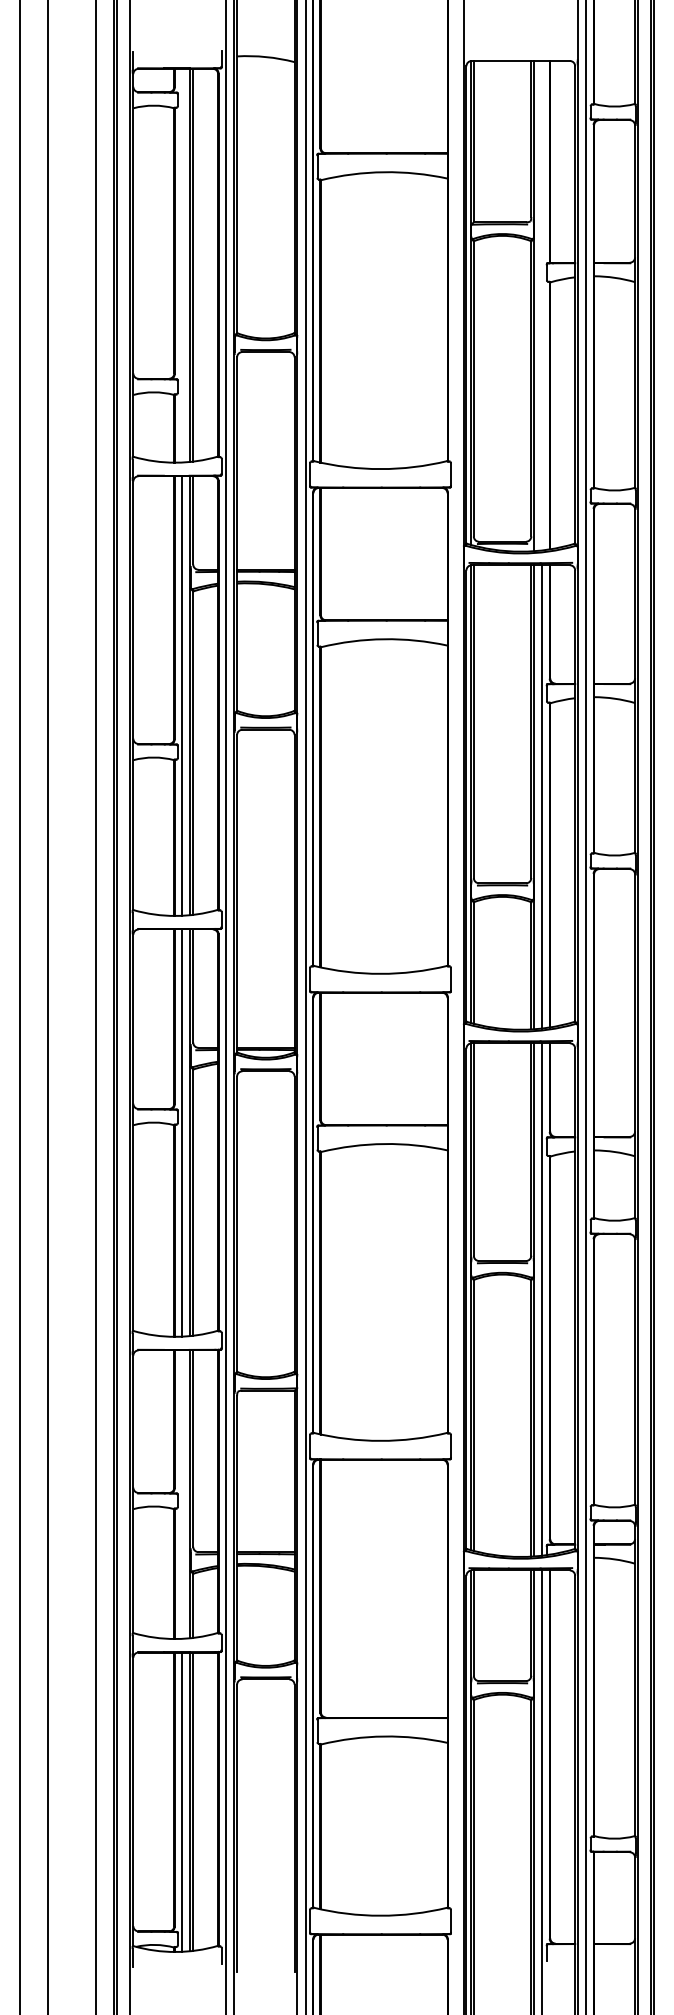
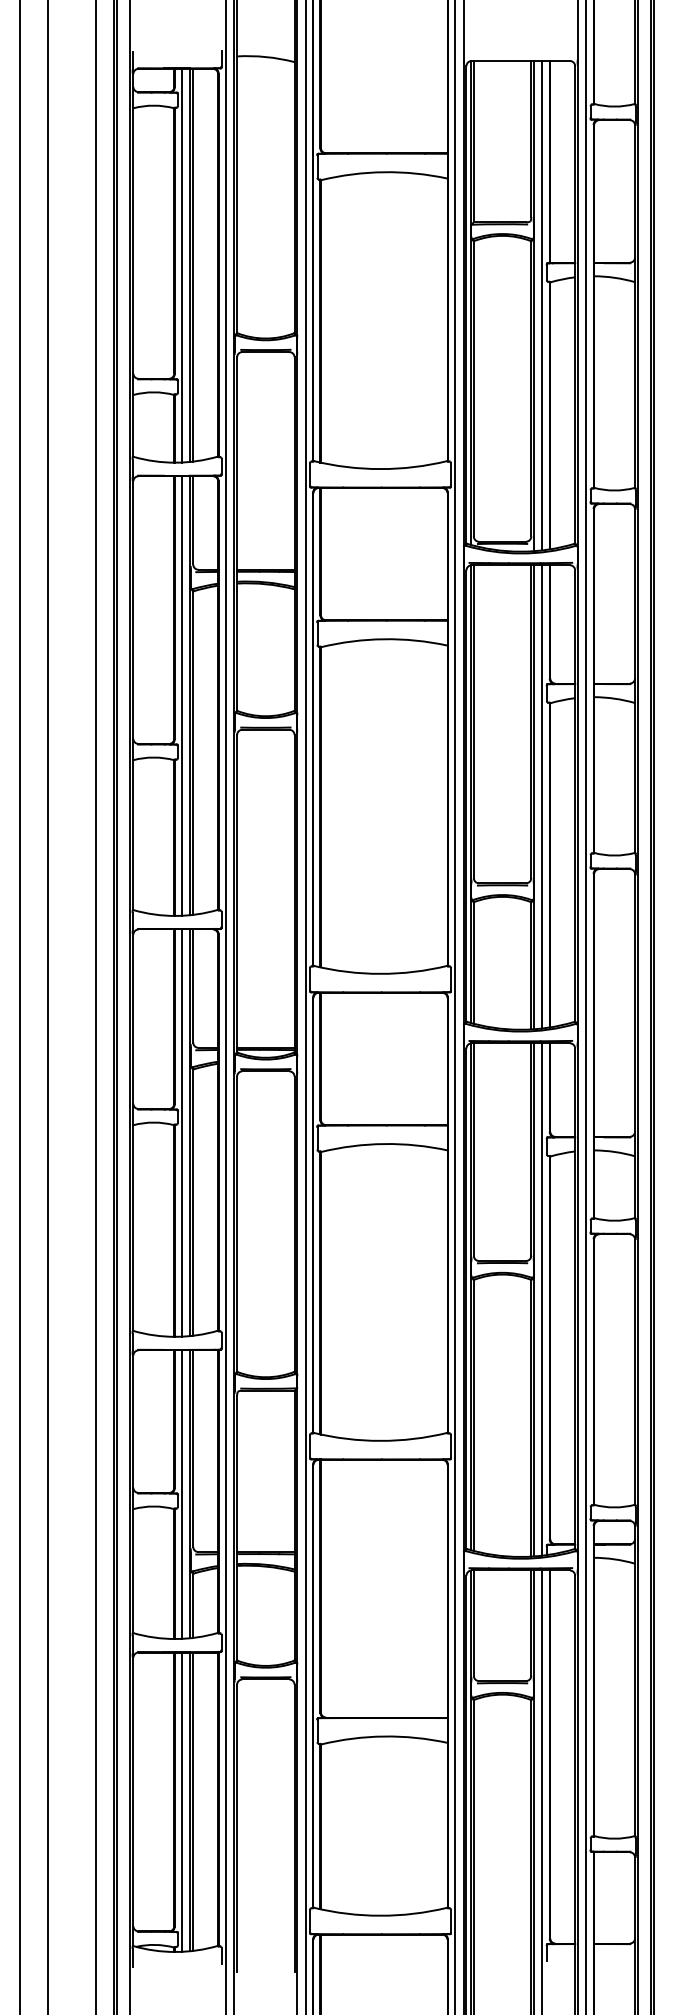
line: none -> present (182, 265)
line: none -> present (542, 305)
line: none -> present (455, 1006)
line: none -> present (182, 1494)
